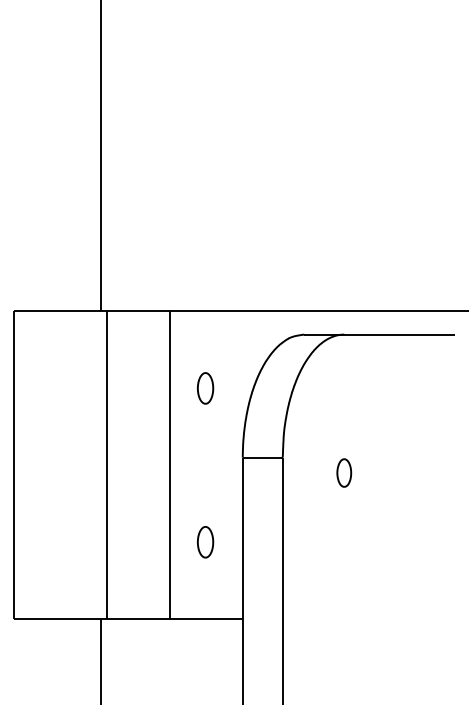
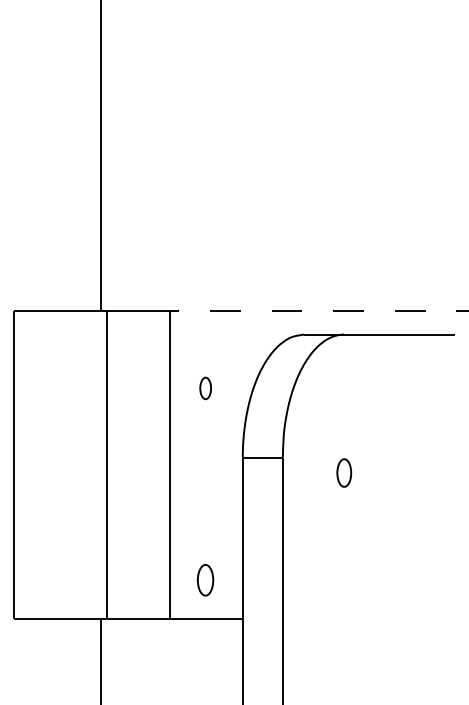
line: solid -> dashed (319, 311)
part size: 18x33 px -> 13x25 px (205, 388)
part position: (205, 542) -> (205, 580) (205, 580)
